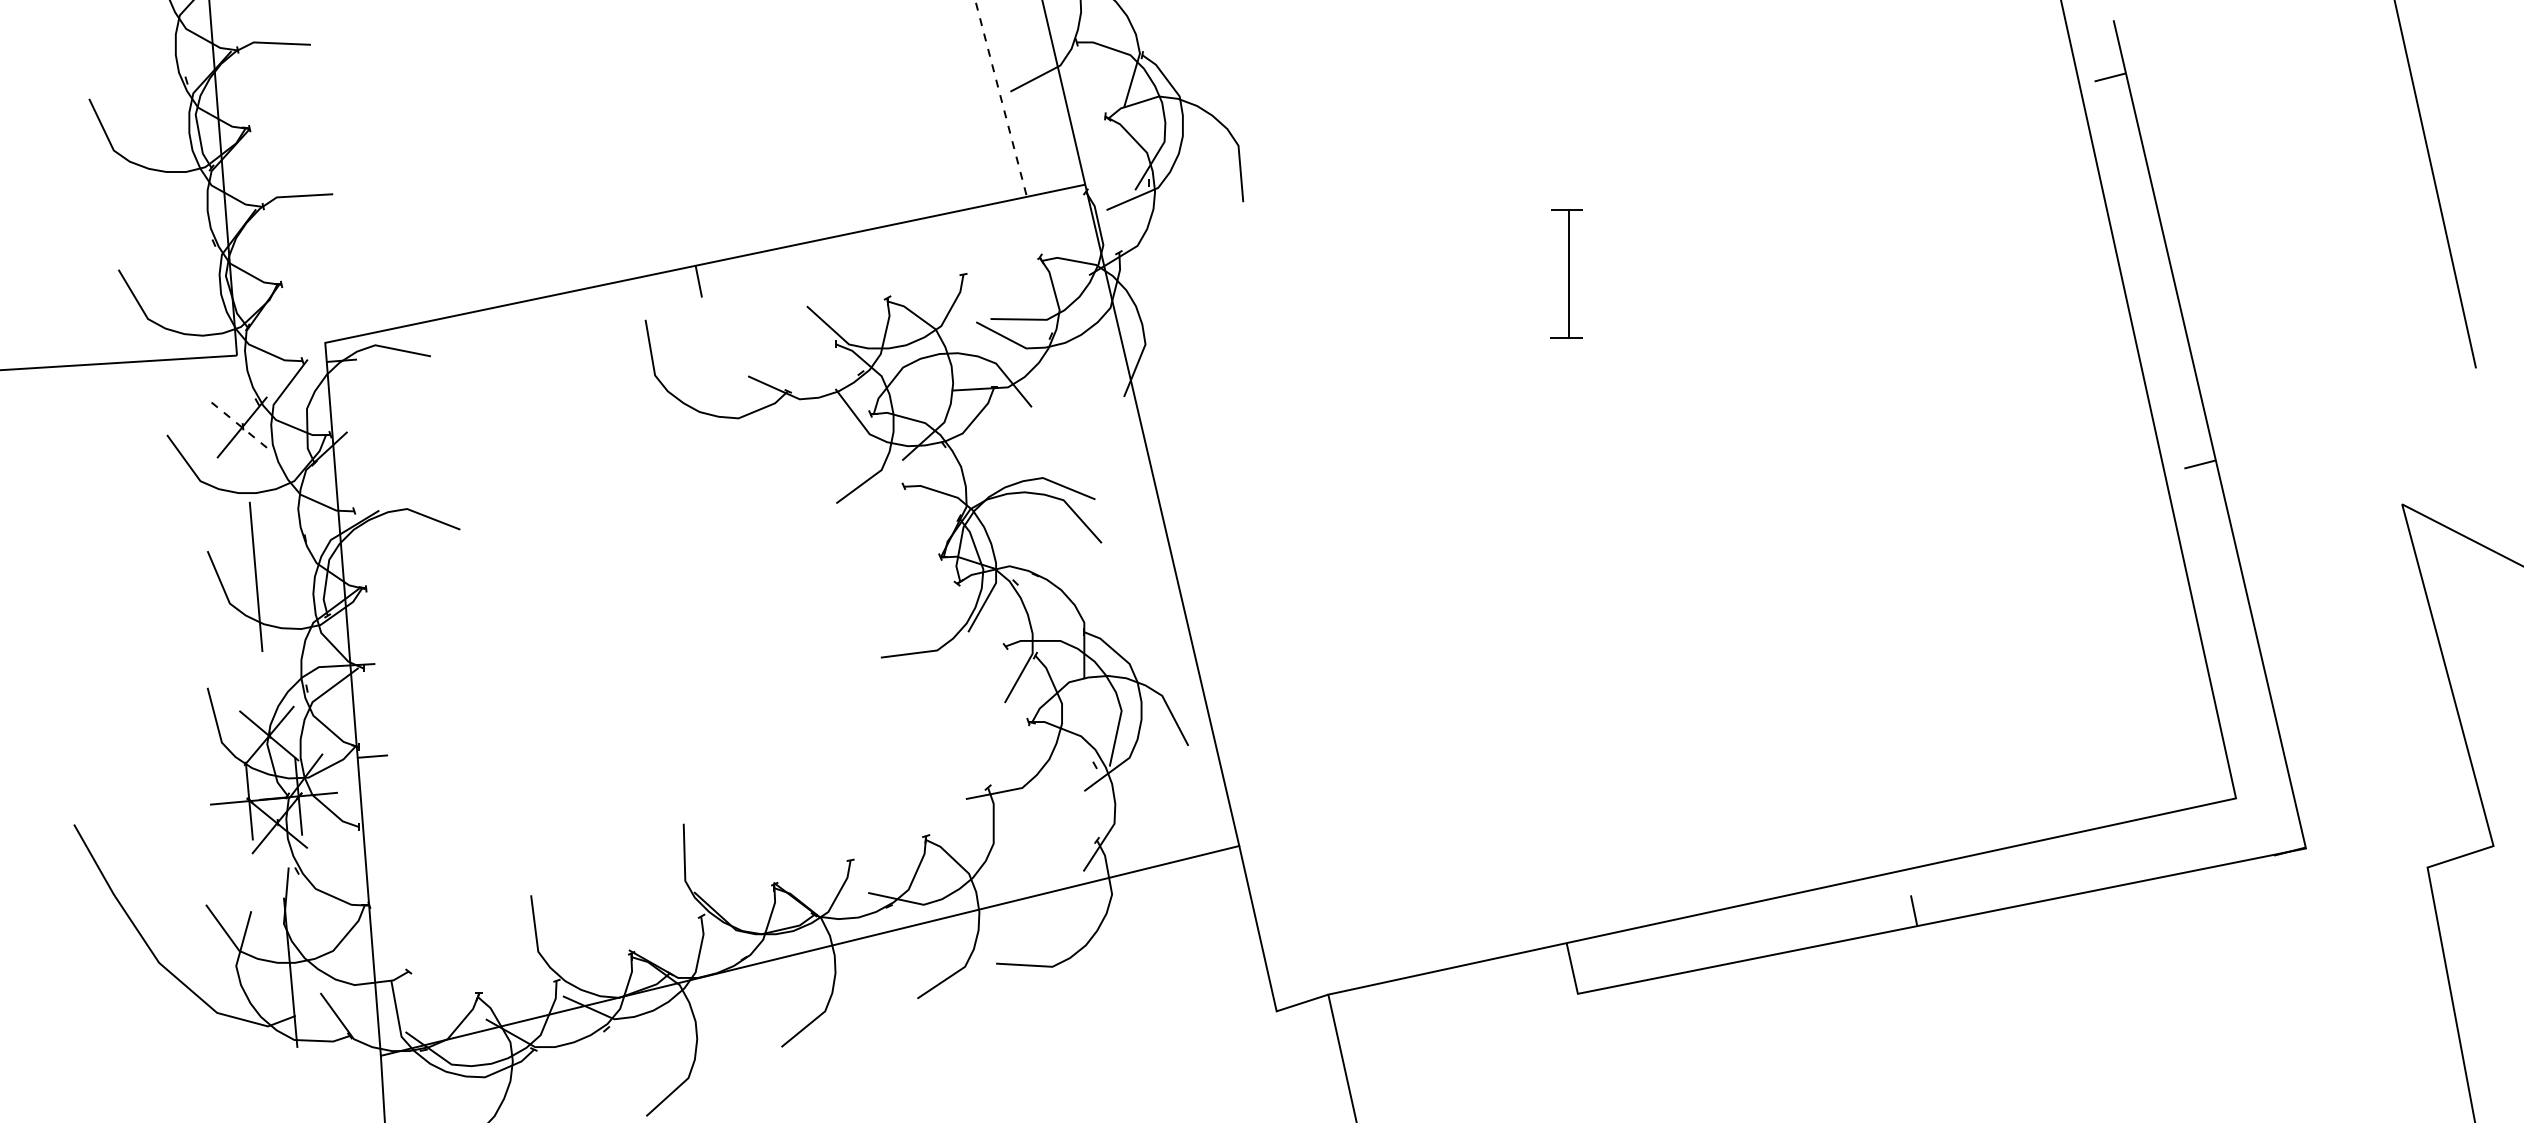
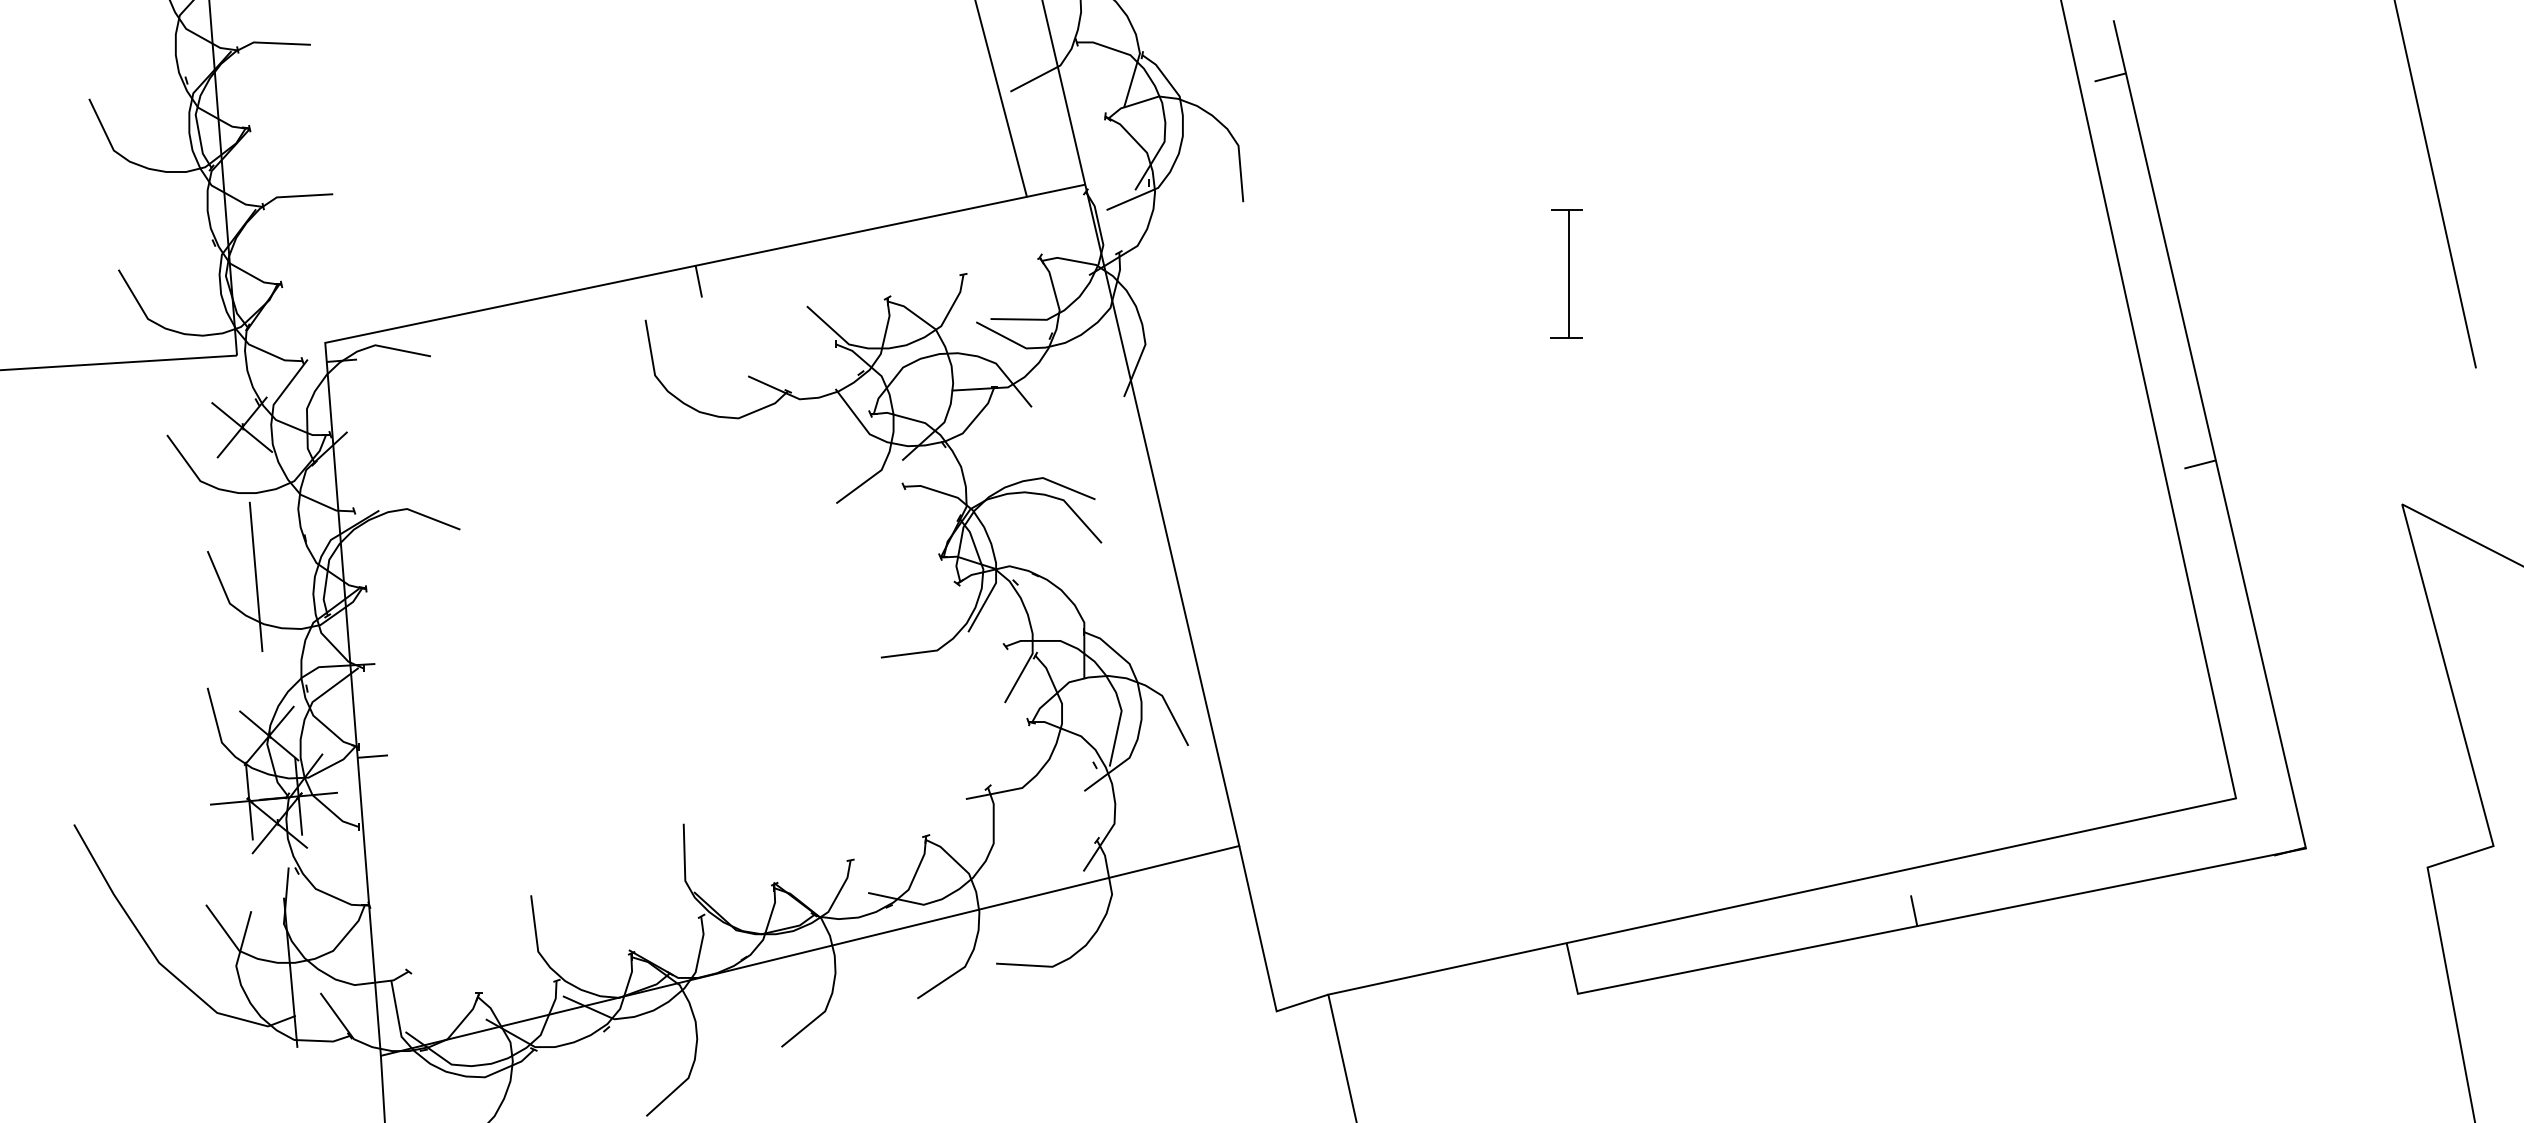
line: dashed -> solid (1001, 99)
line: dashed -> solid (242, 427)
